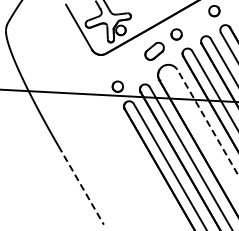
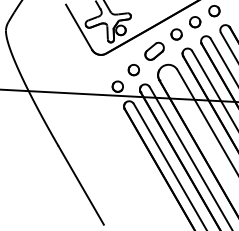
part: none -> present (195, 22)
part: none -> present (133, 70)
line: dashed -> solid (207, 122)
line: dashed -> solid (81, 185)
